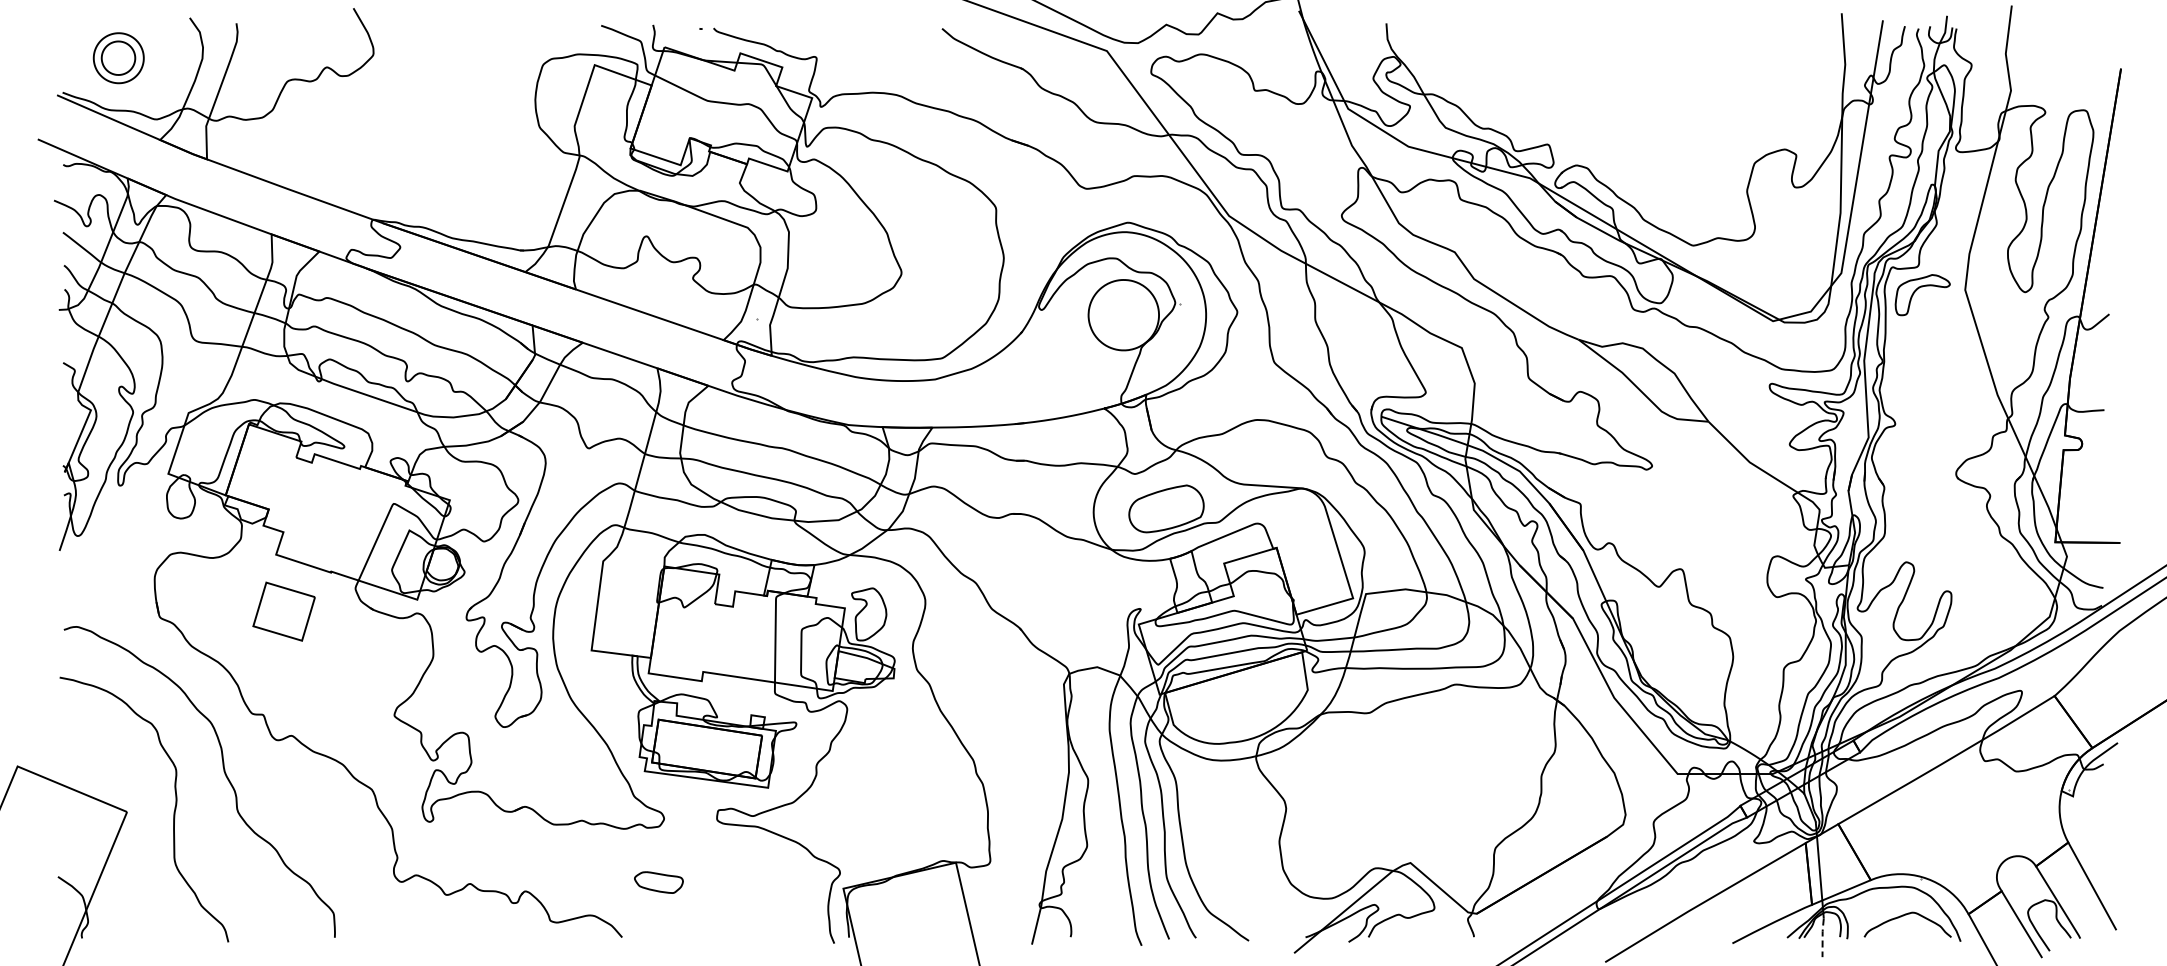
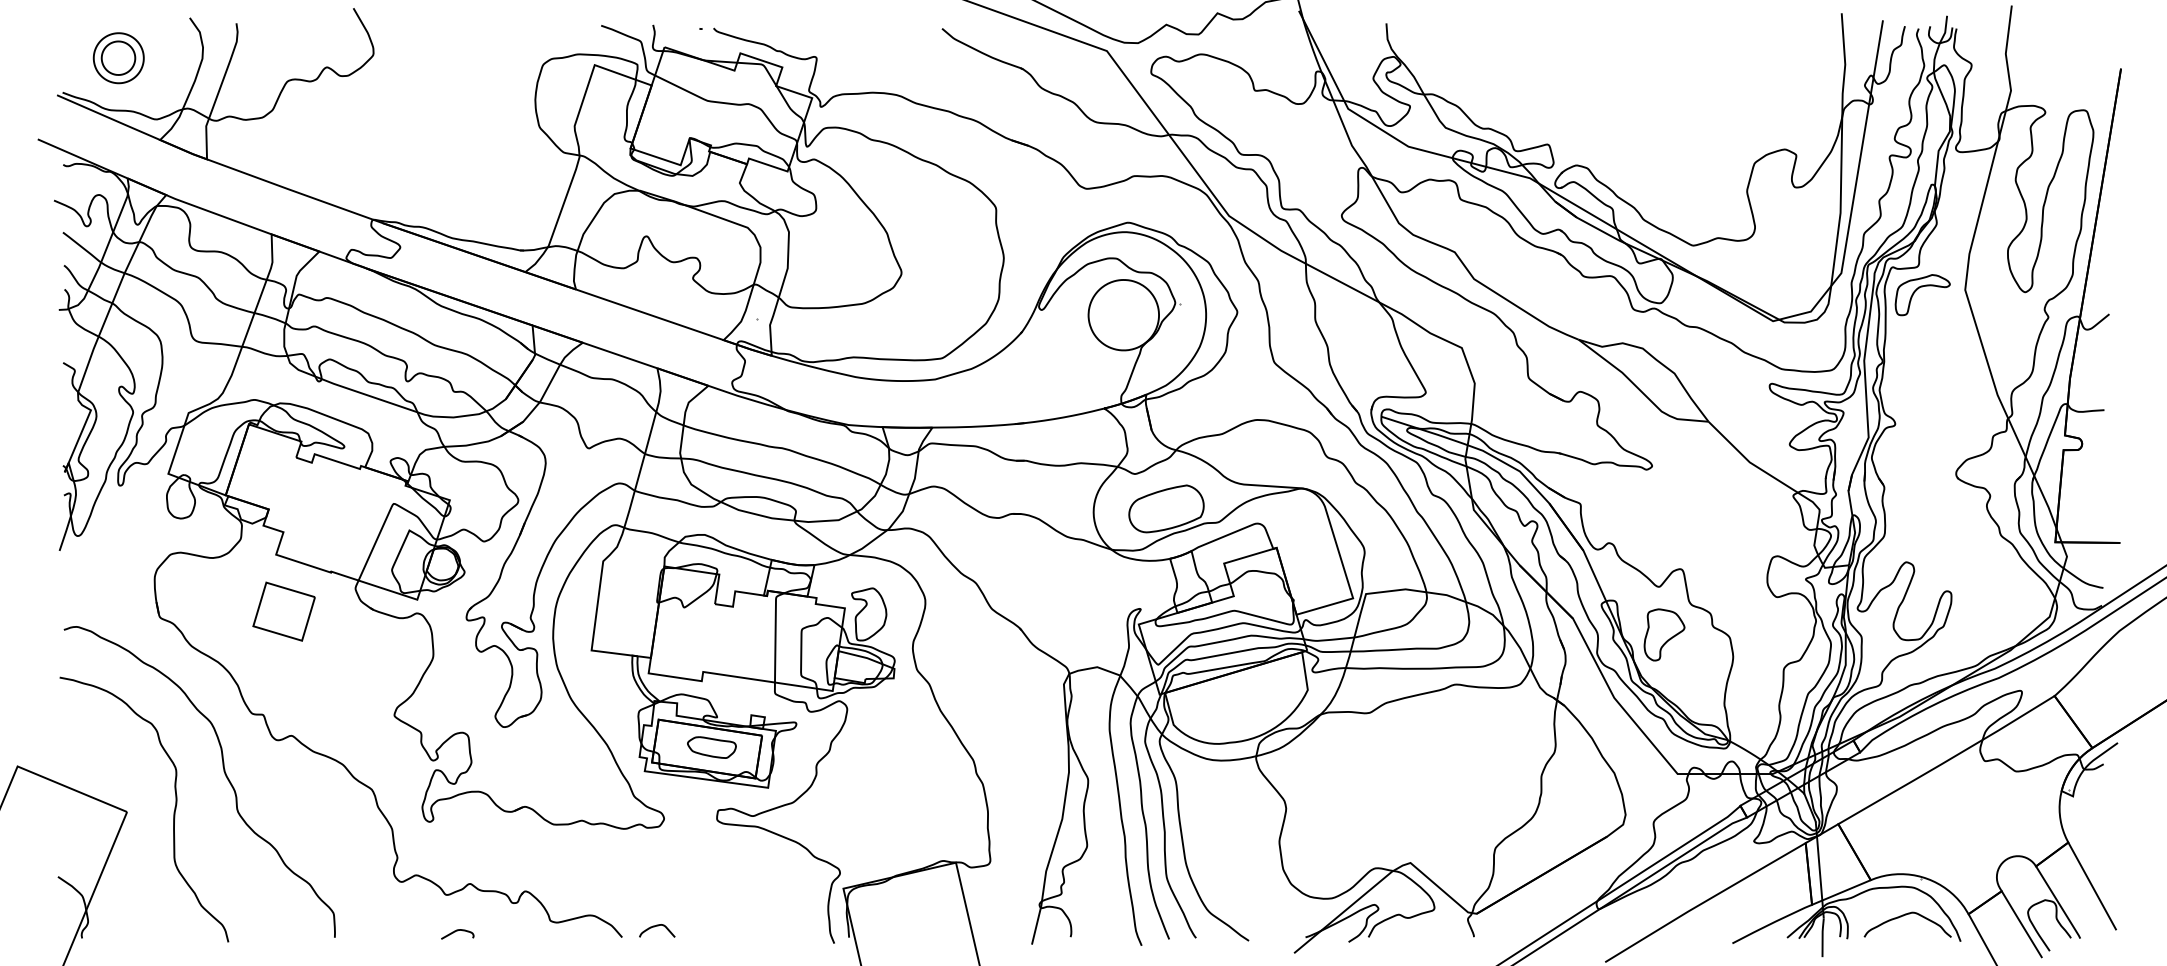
part: none -> present (1664, 634)
part position: (658, 882) -> (711, 747) (711, 747)
curve: none -> present (657, 926)
curve: none -> present (455, 932)
line: dashed -> solid (1822, 936)
